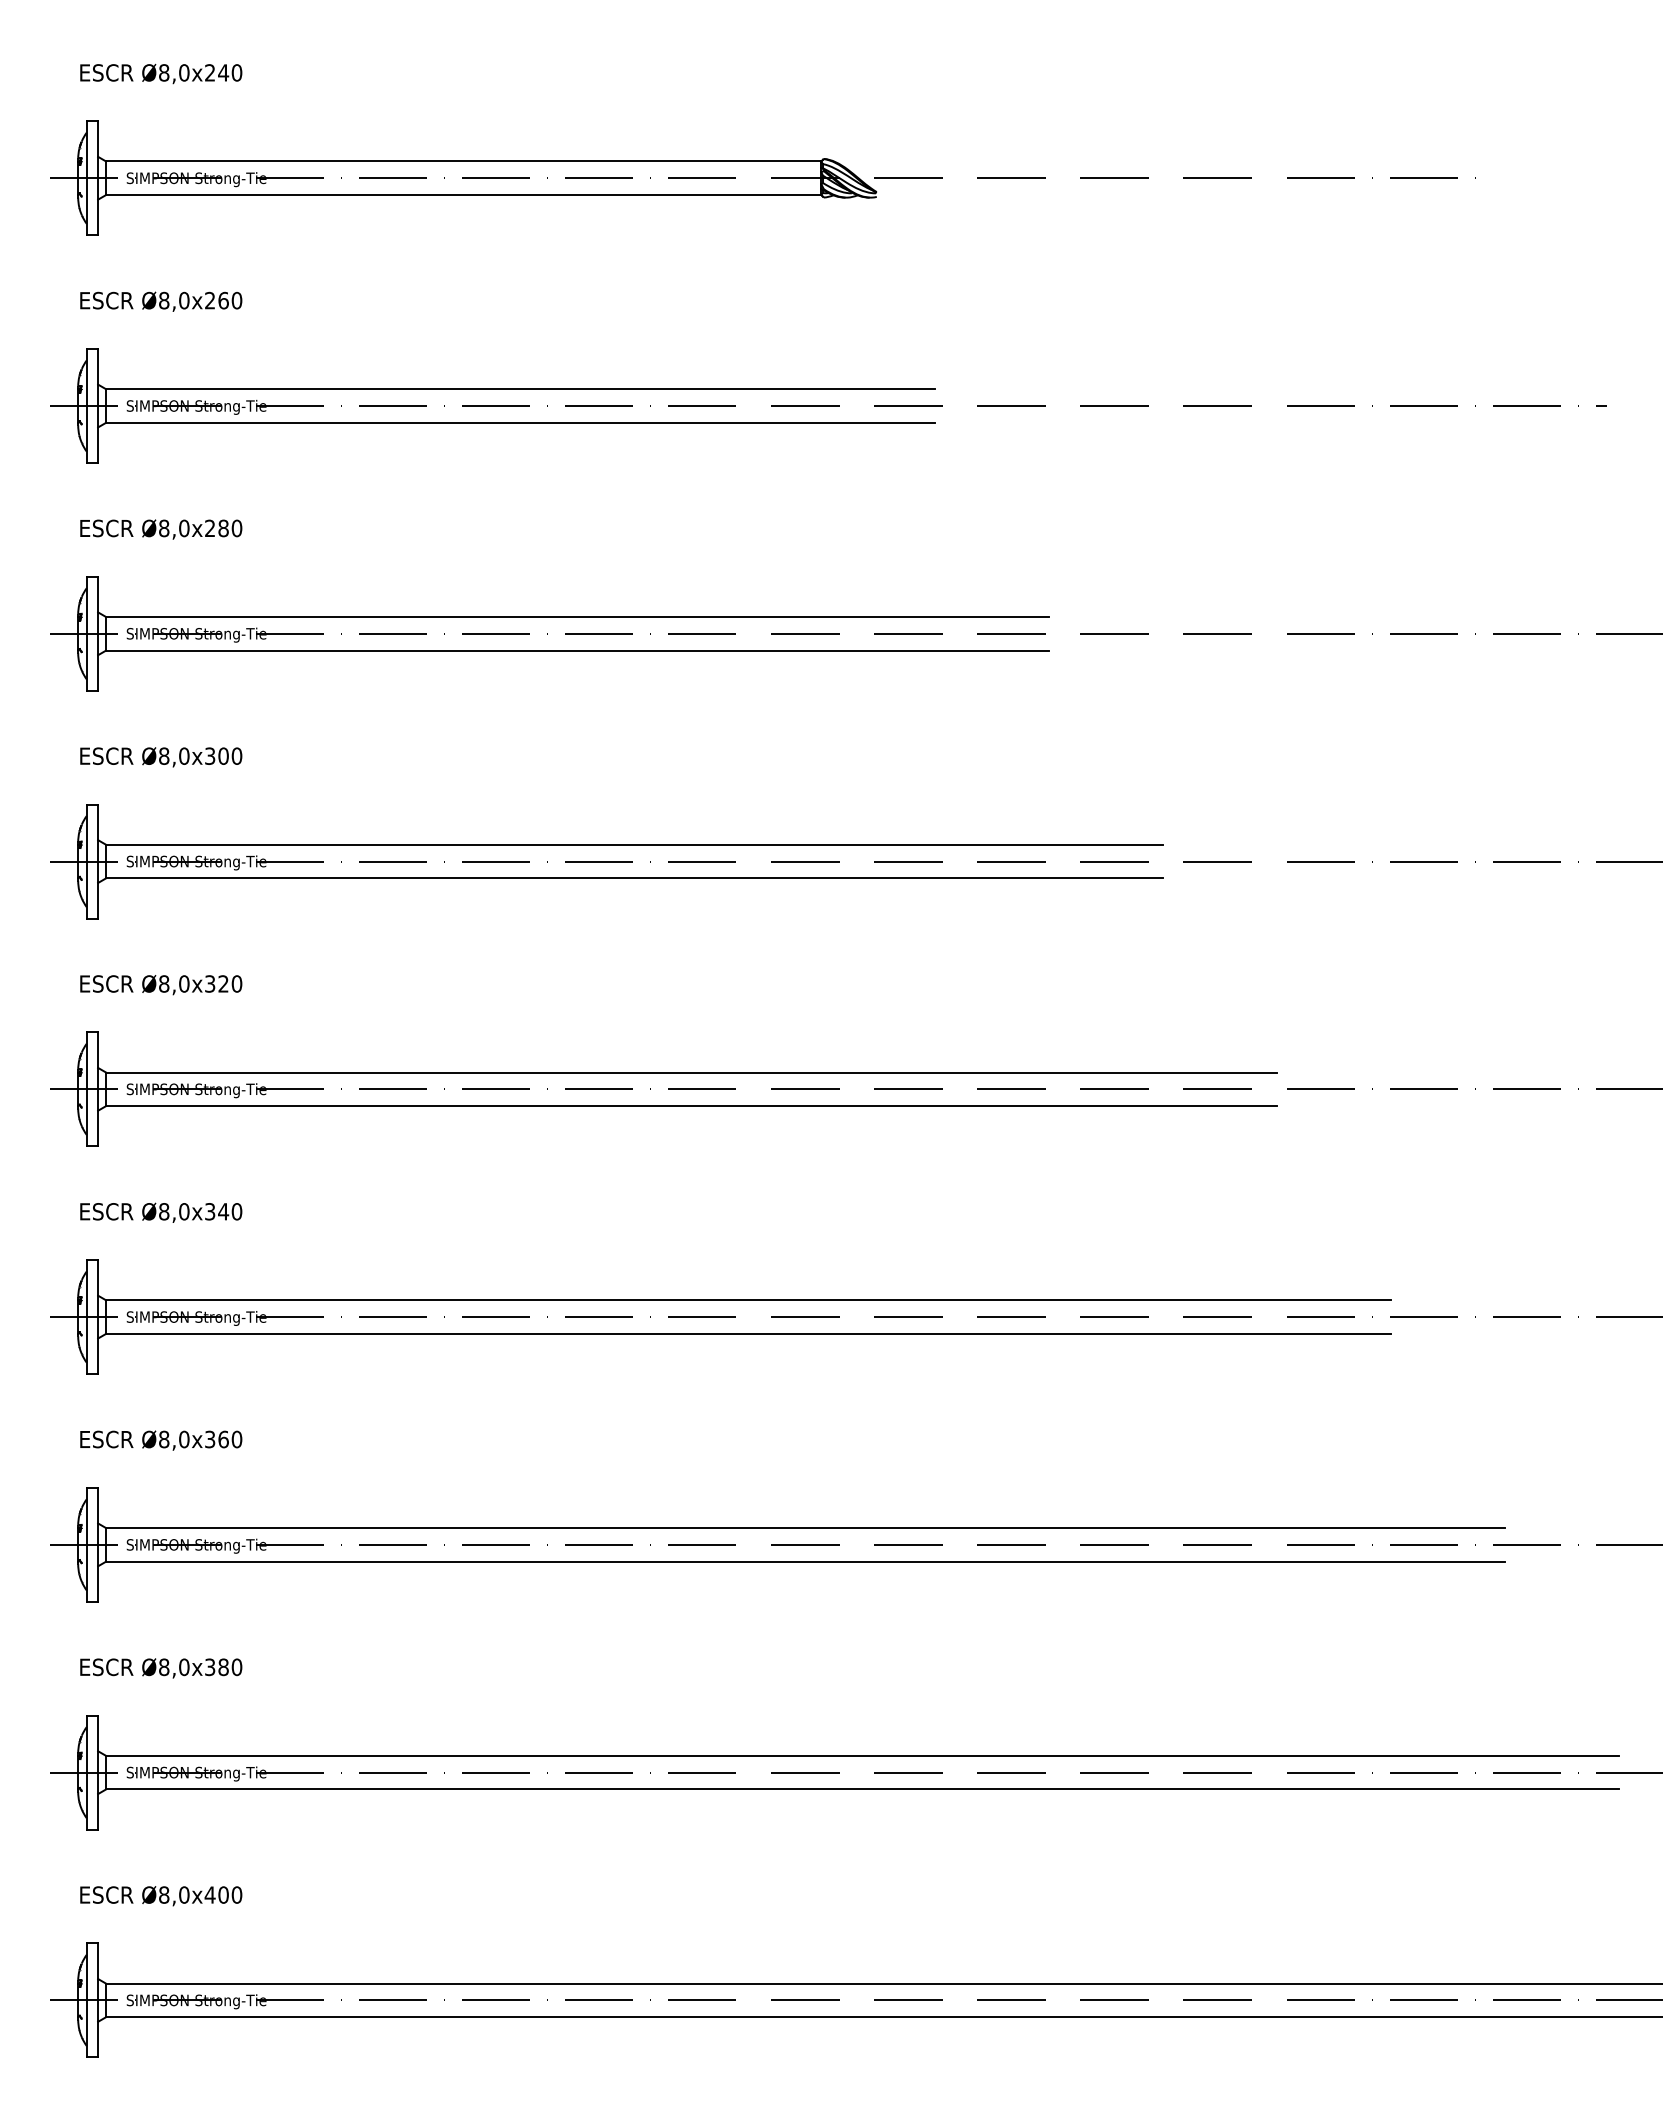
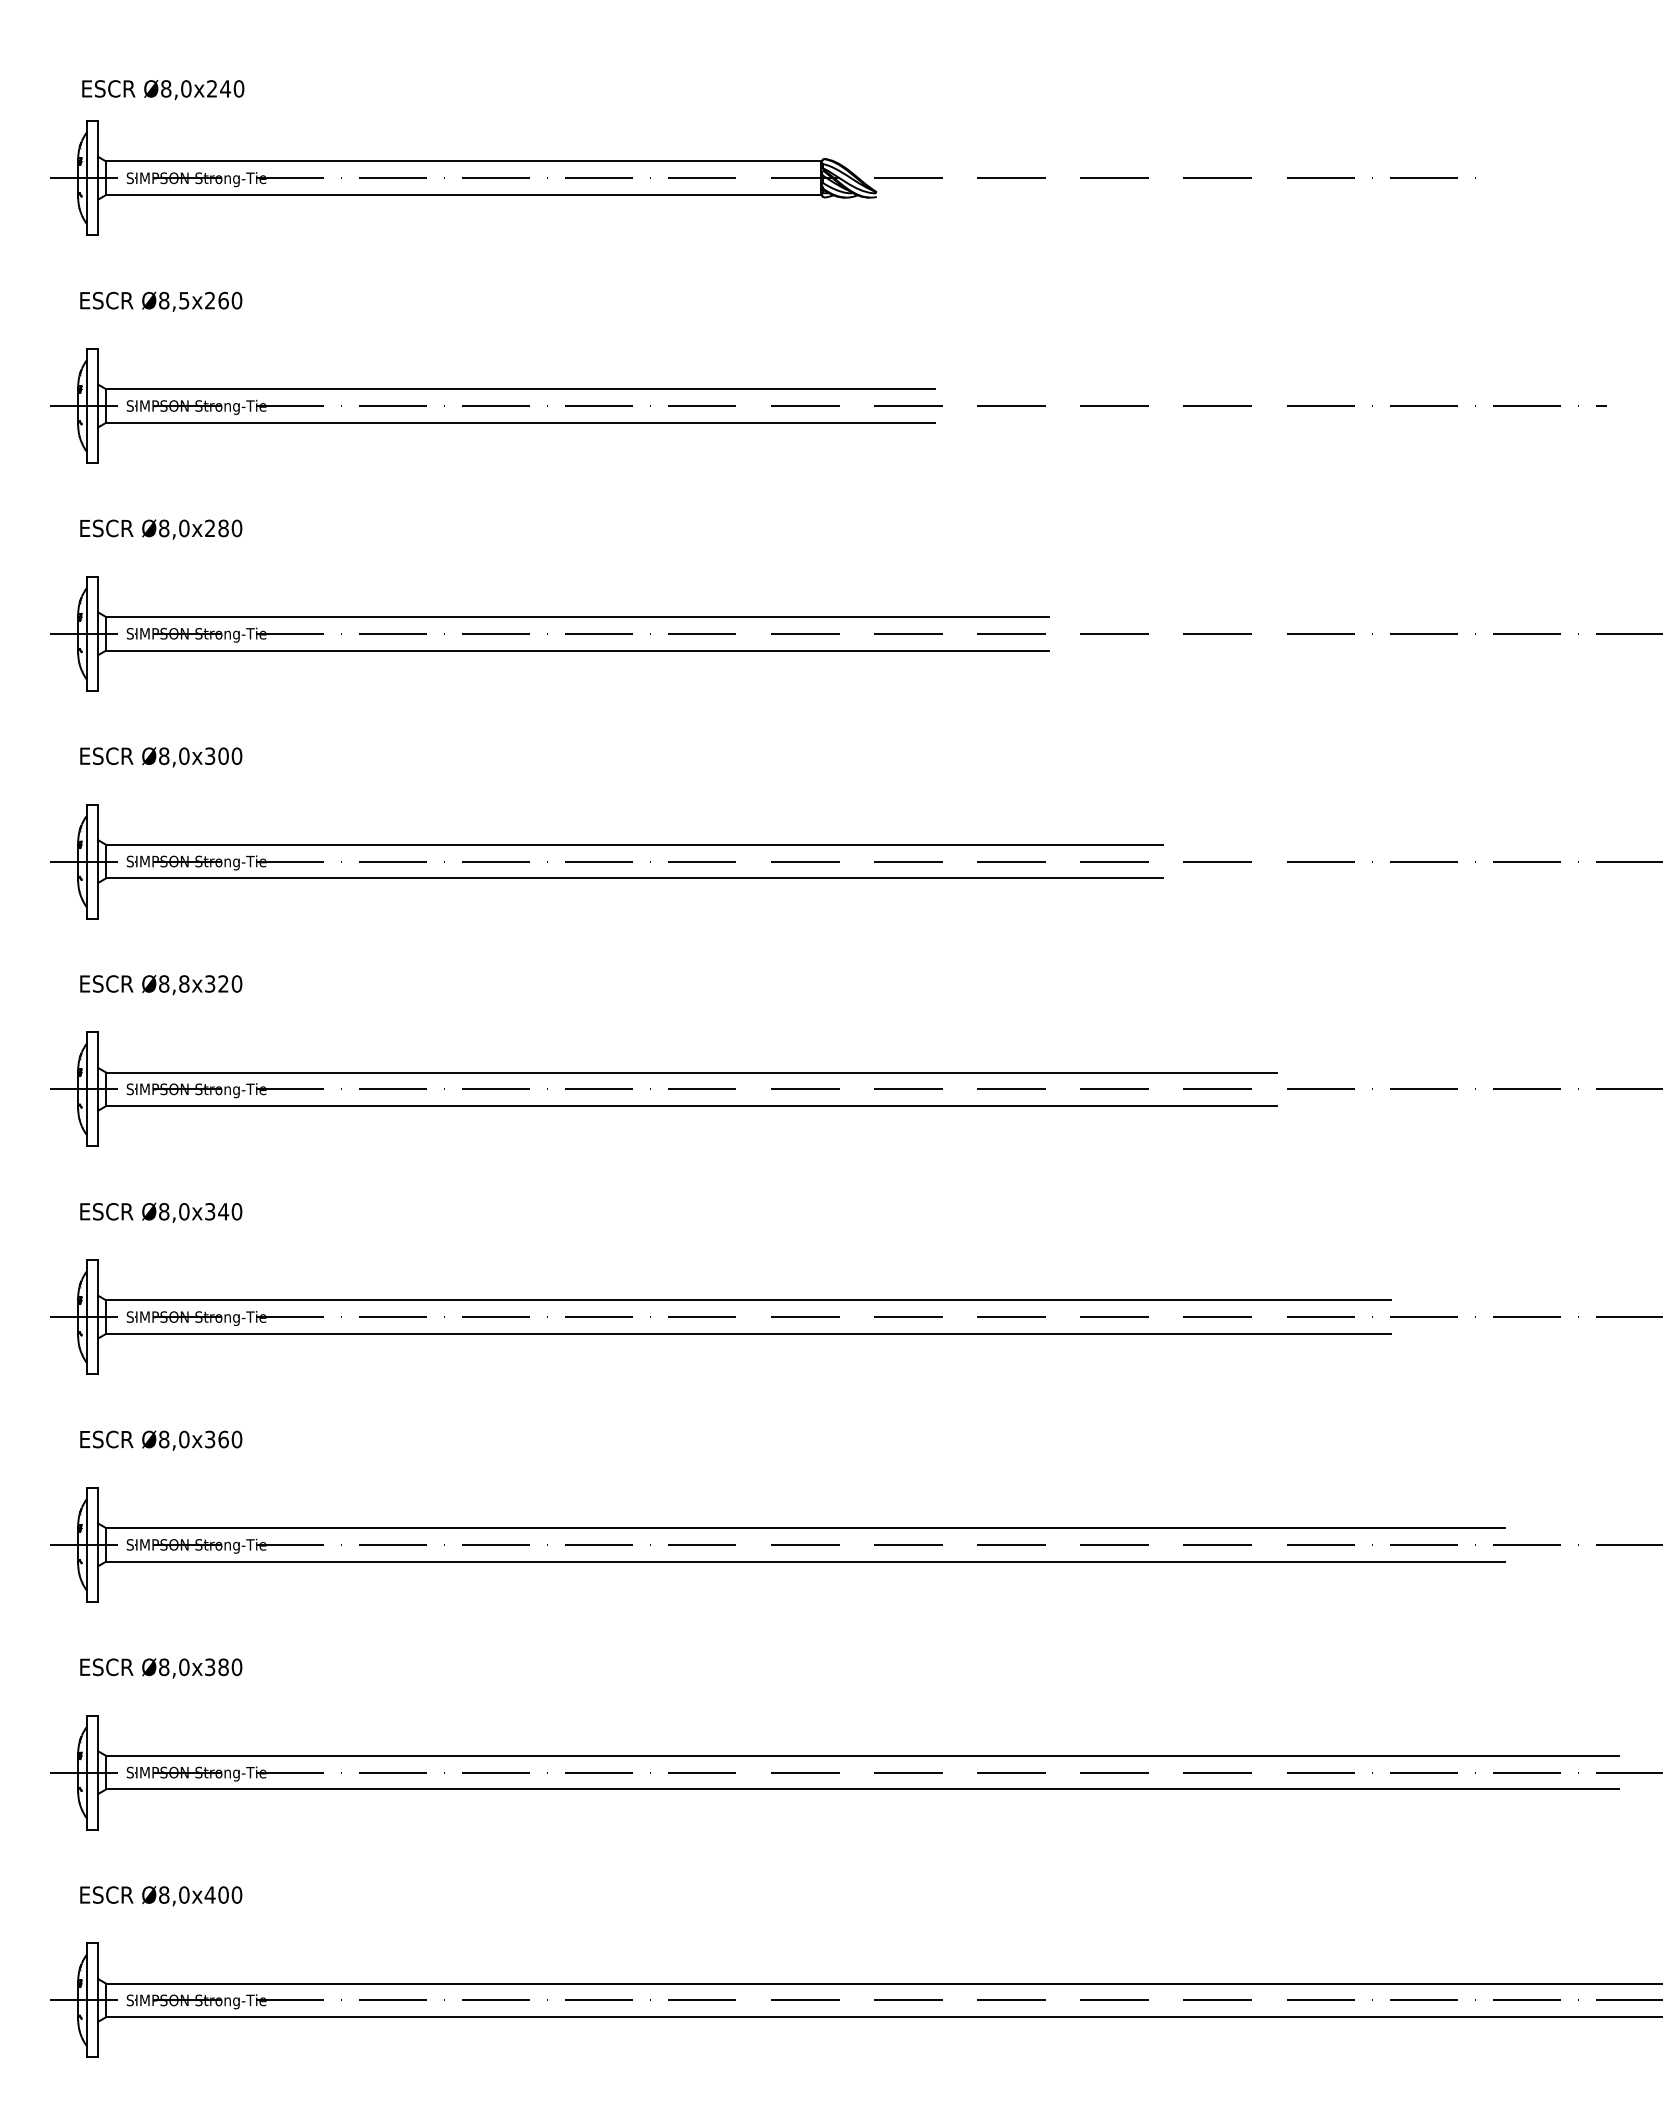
text position: (161, 73) -> (163, 89) (163, 89)
text: Ø8,0x260 -> Ø8,5x260 (184, 300)
text: Ø8,0x320 -> Ø8,8x320 (184, 983)
